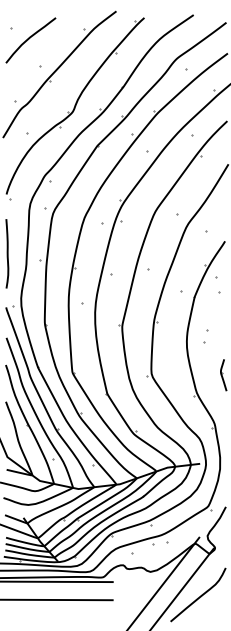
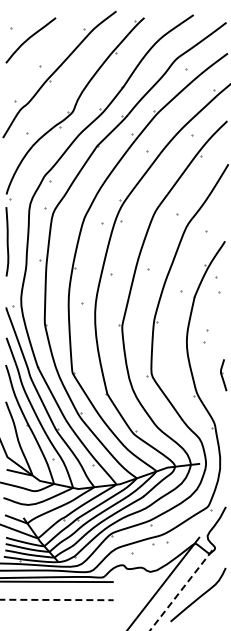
curve position: (7, 253) -> (7, 241) (7, 241)
line: solid -> dashed (182, 589)
line: solid -> dashed (57, 599)
